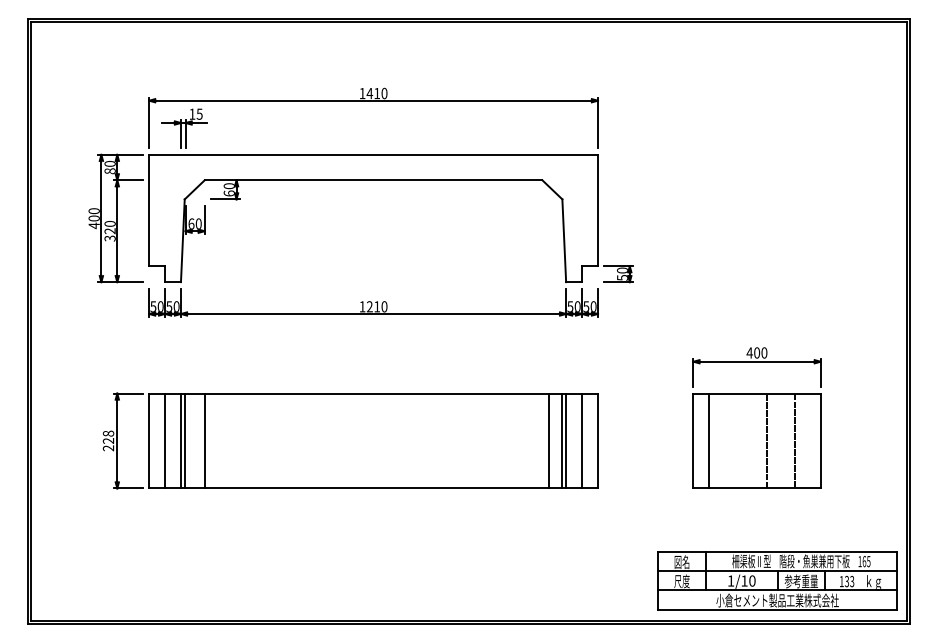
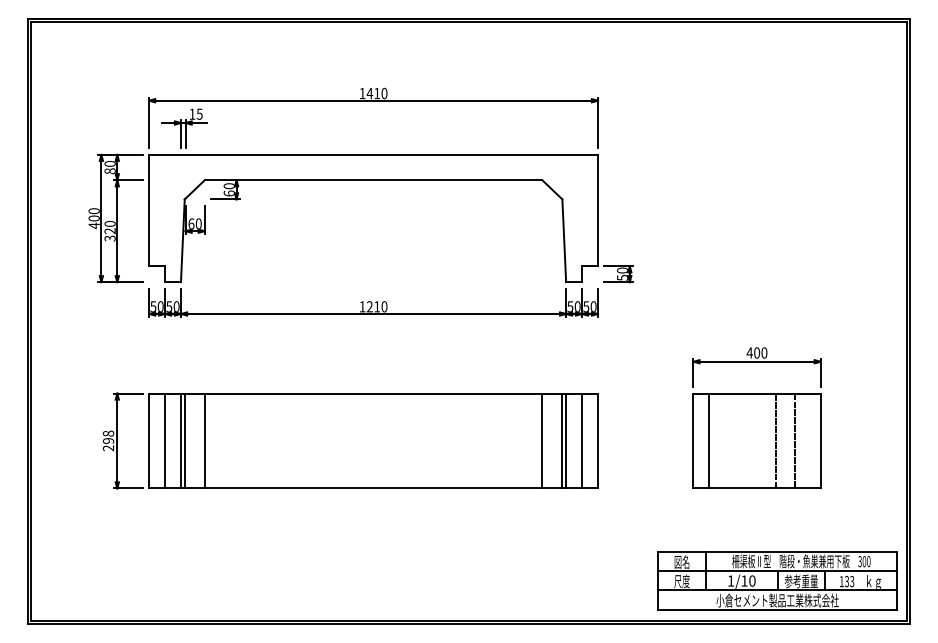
text: 228 -> 298 (108, 440)
line position: (549, 440) -> (542, 440) (542, 440)
line position: (767, 440) -> (776, 440) (776, 440)
text: 165 -> 300 (864, 561)
